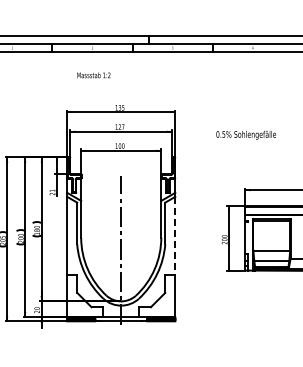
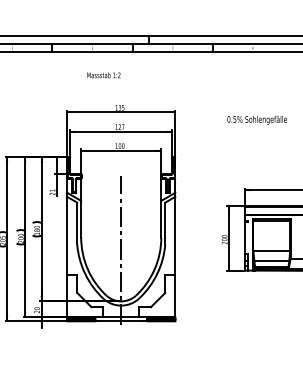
text position: (93, 75) -> (103, 75) (103, 75)
text position: (245, 135) -> (256, 120) (256, 120)
line: dashed -> solid (175, 236)
